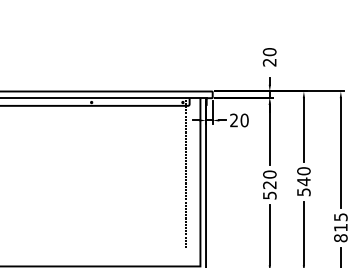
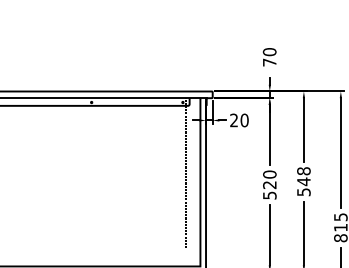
text: 20 -> 70 (269, 62)
text: 540 -> 548 (303, 171)
